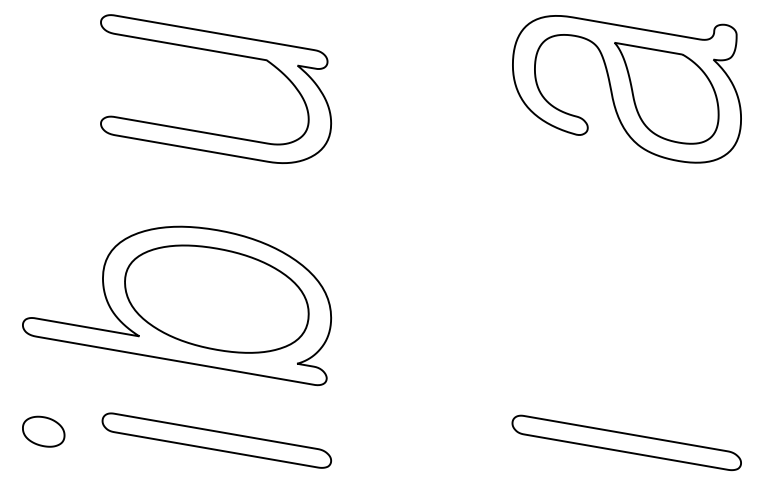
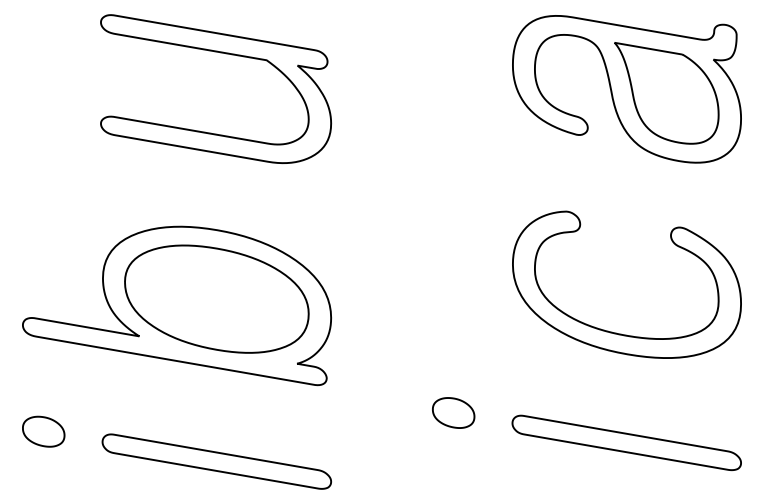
part: none -> present (616, 332)
part: none -> present (453, 412)
part position: (216, 440) -> (216, 461) (216, 461)
